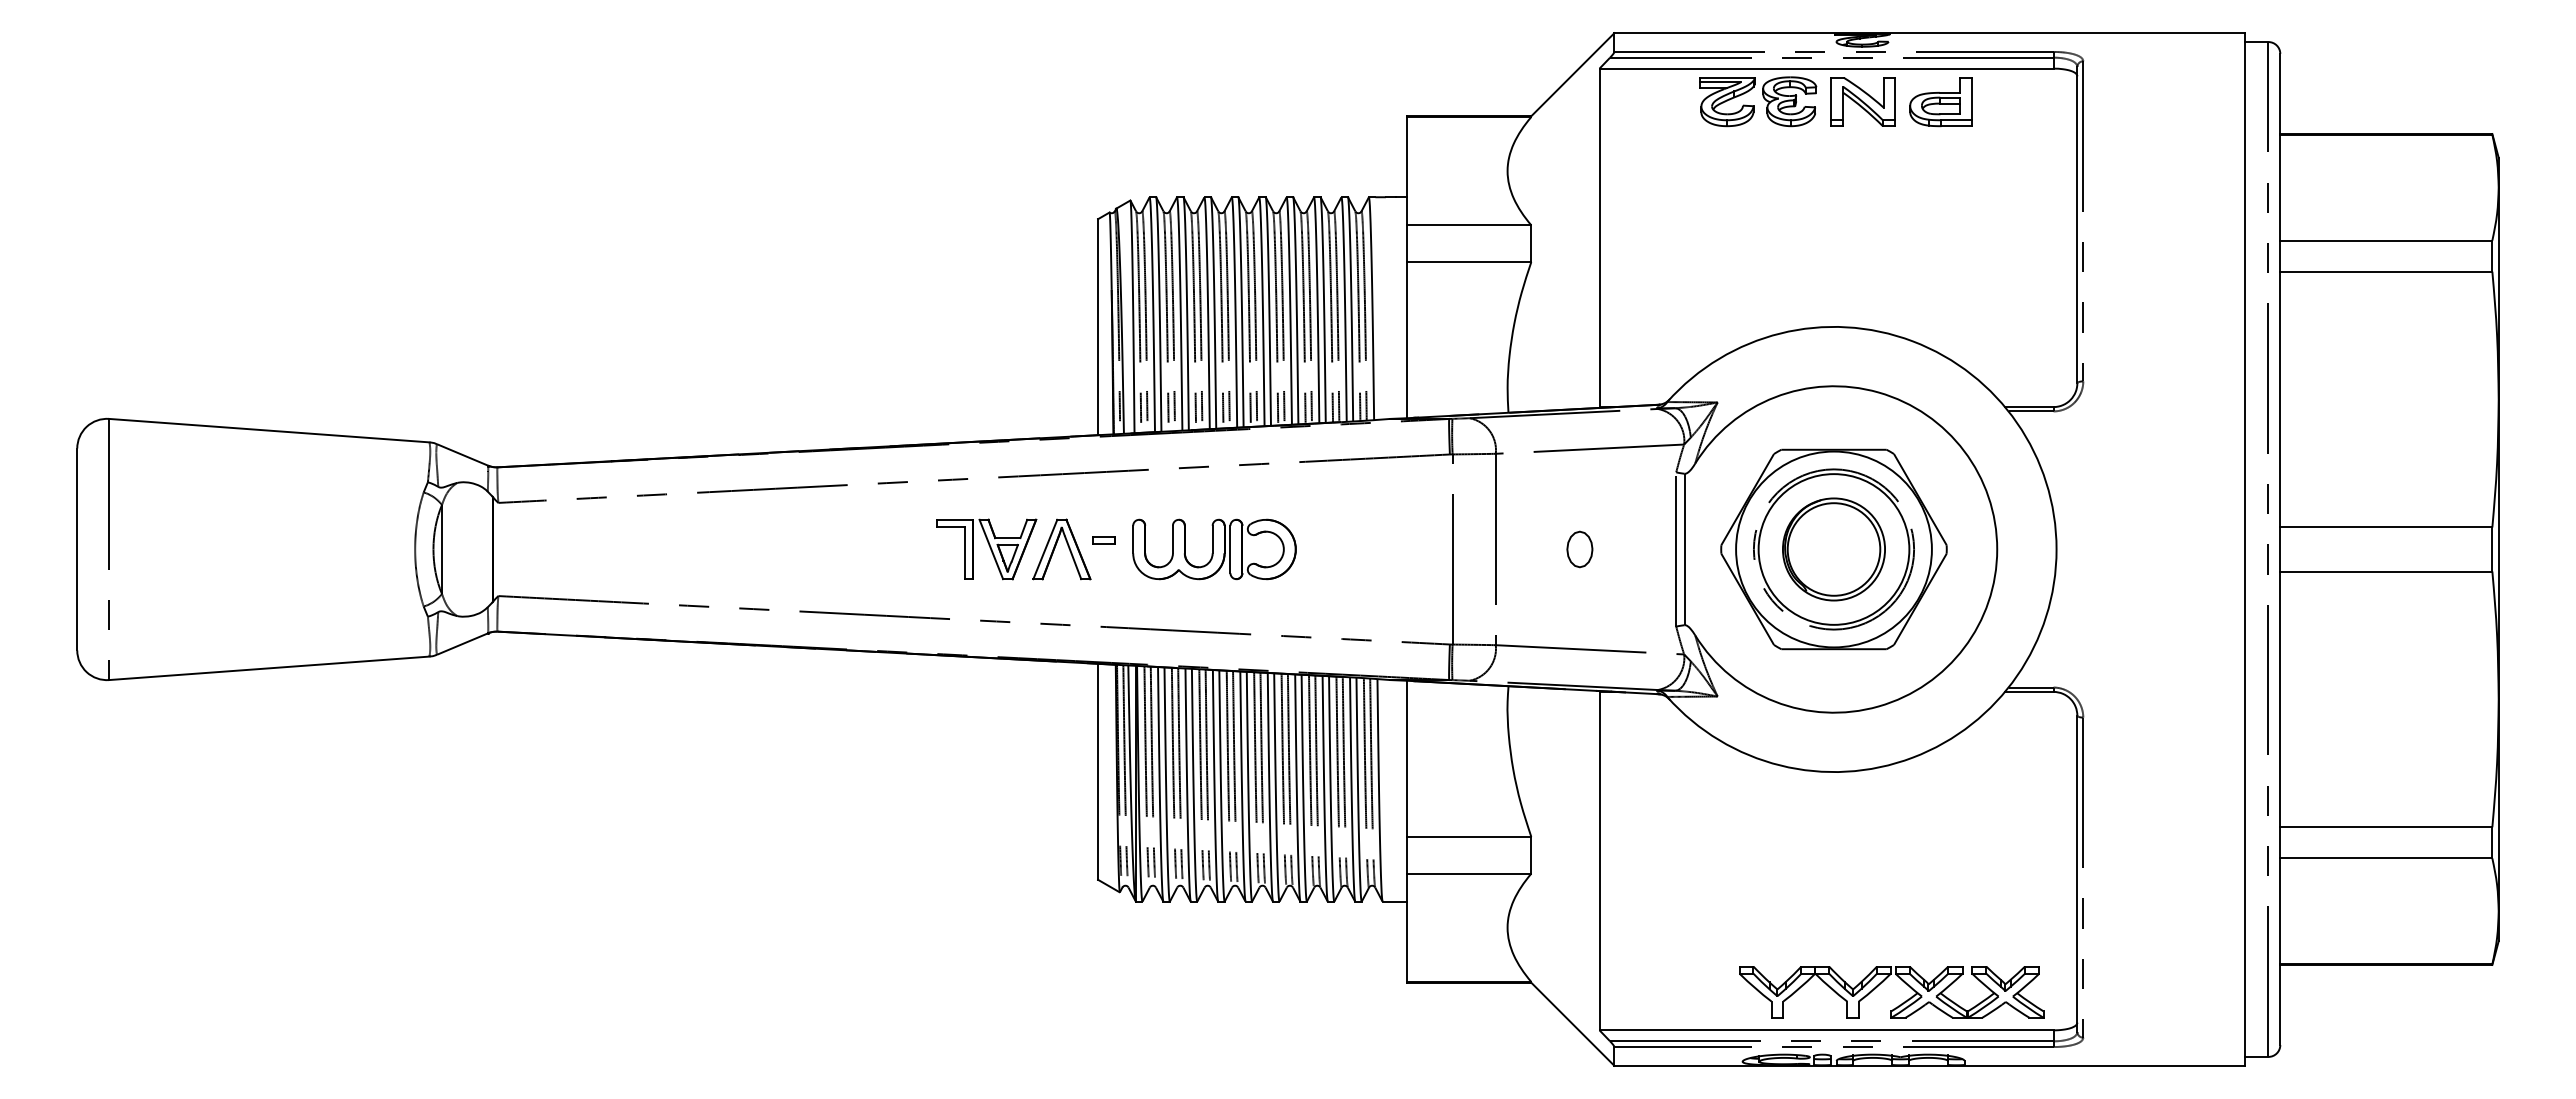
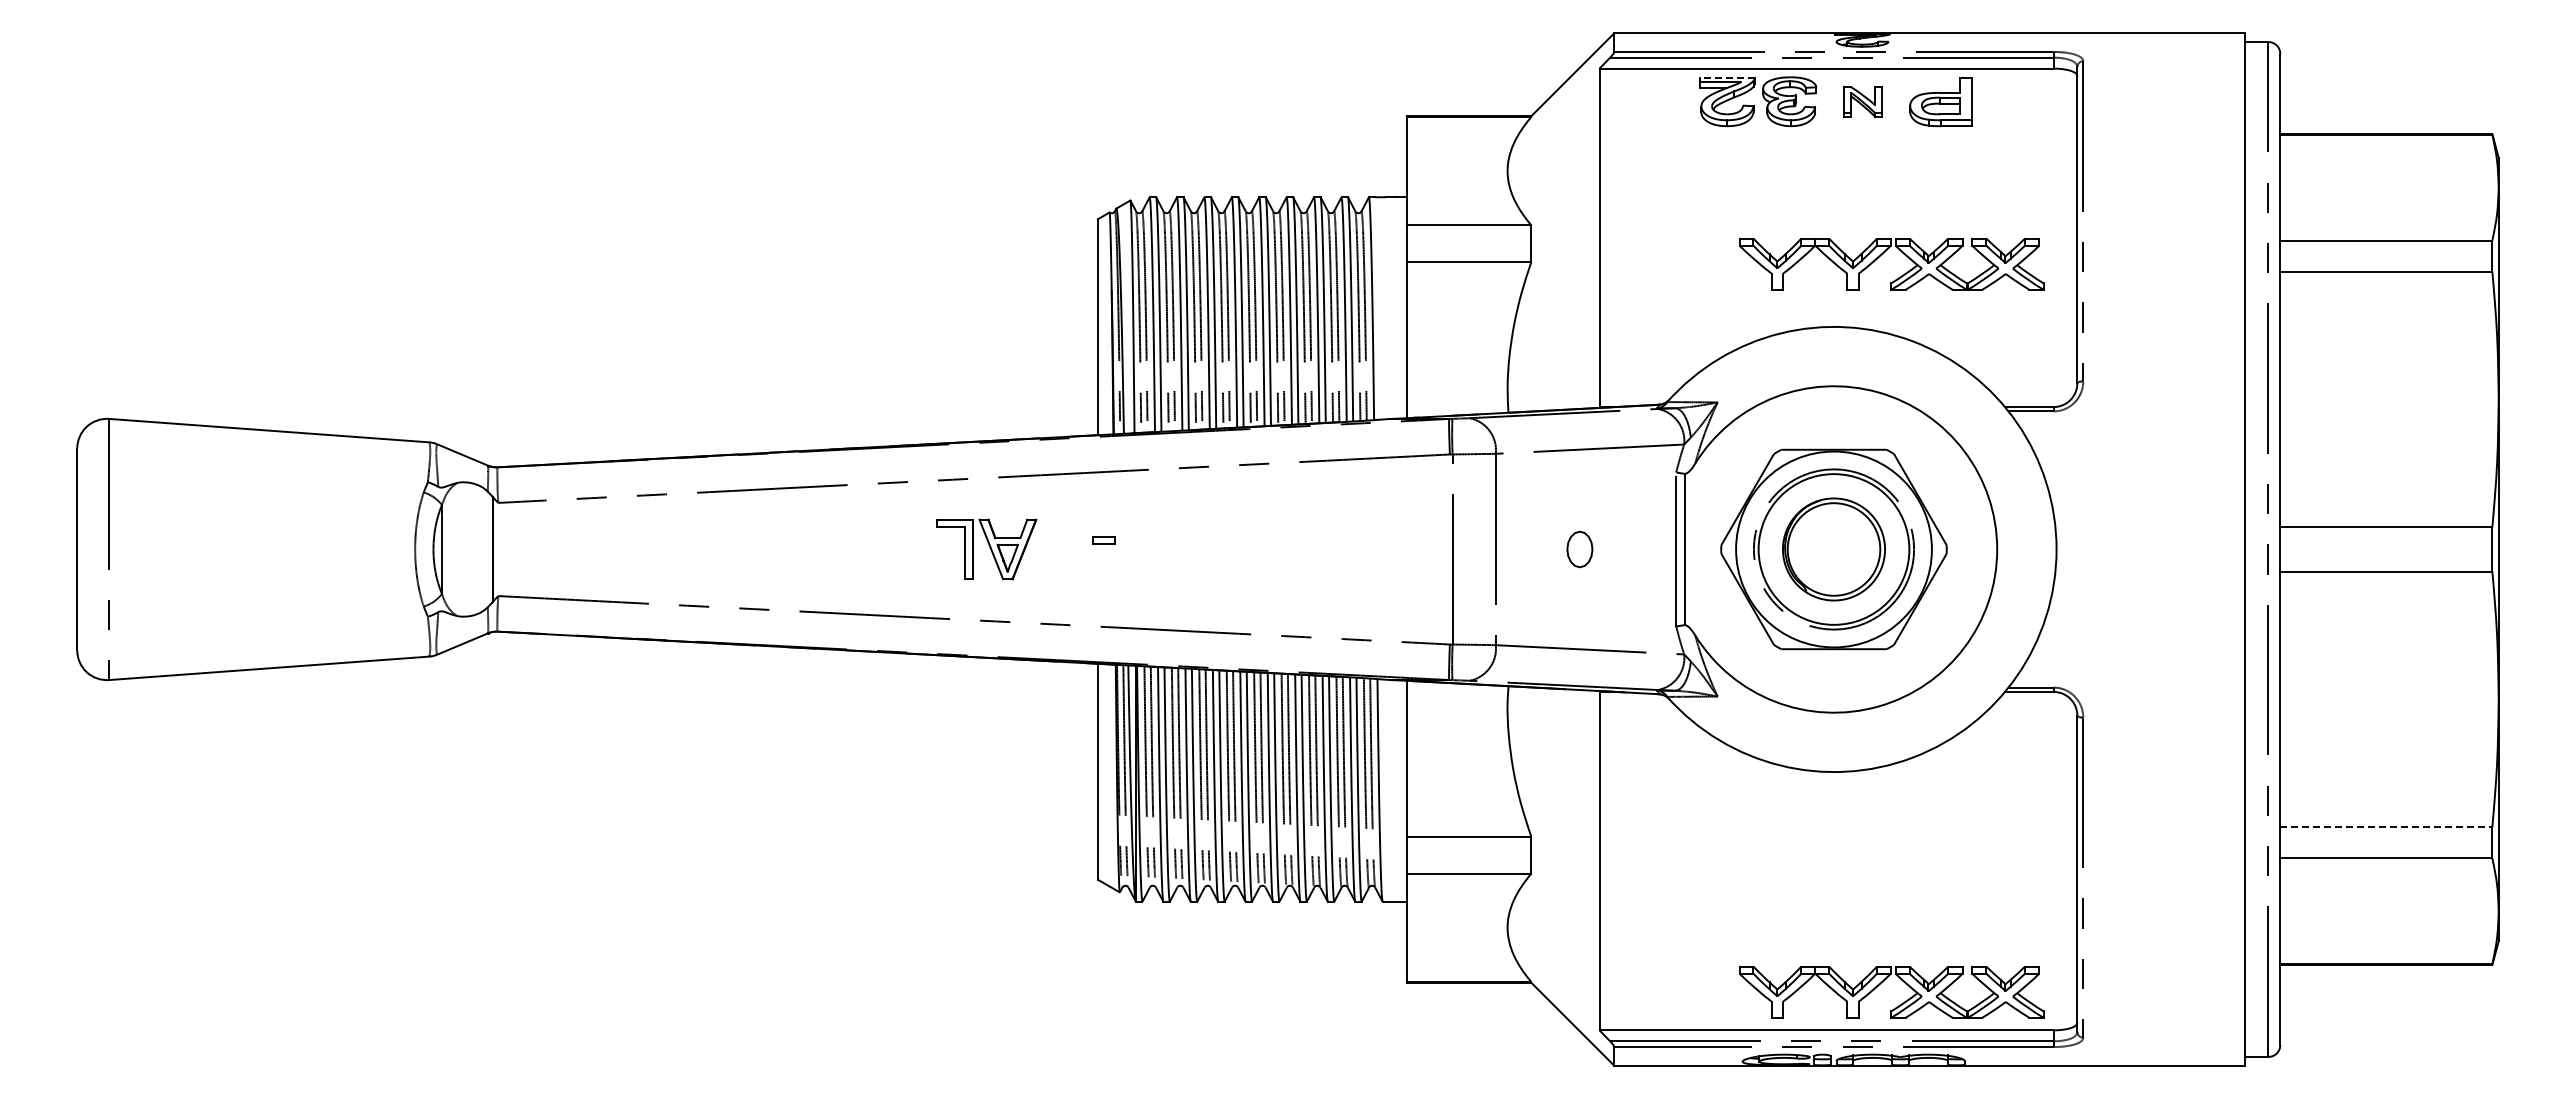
line: solid -> dashed (1727, 77)
part size: 66x50 px -> 40x32 px (1862, 101)
part: none -> present (1883, 254)
part: present -> none (1055, 548)
part: present -> none (1214, 549)
line: solid -> dashed (2386, 827)
